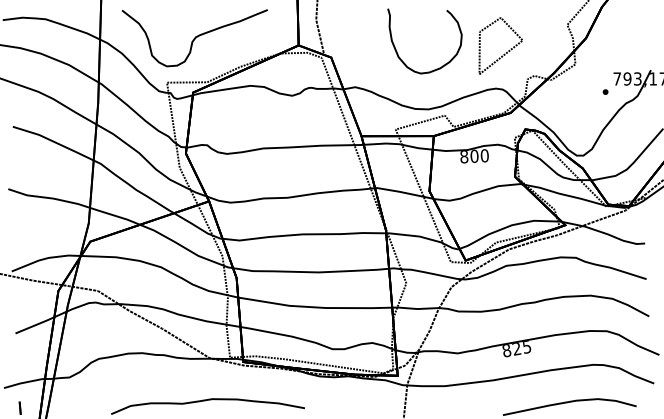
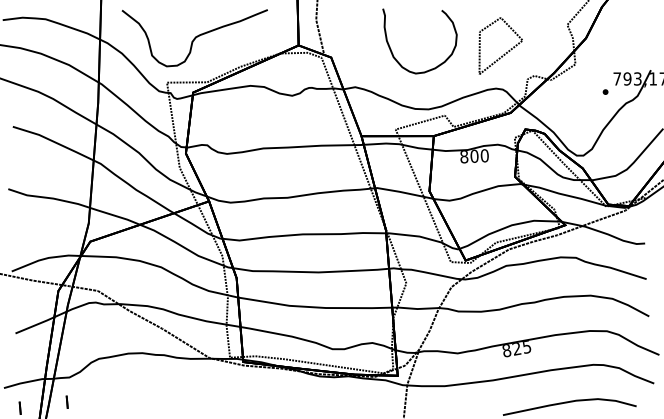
curve position: (398, 53) -> (393, 53) (393, 53)
part: none -> present (66, 401)
curve: present -> none (205, 401)
